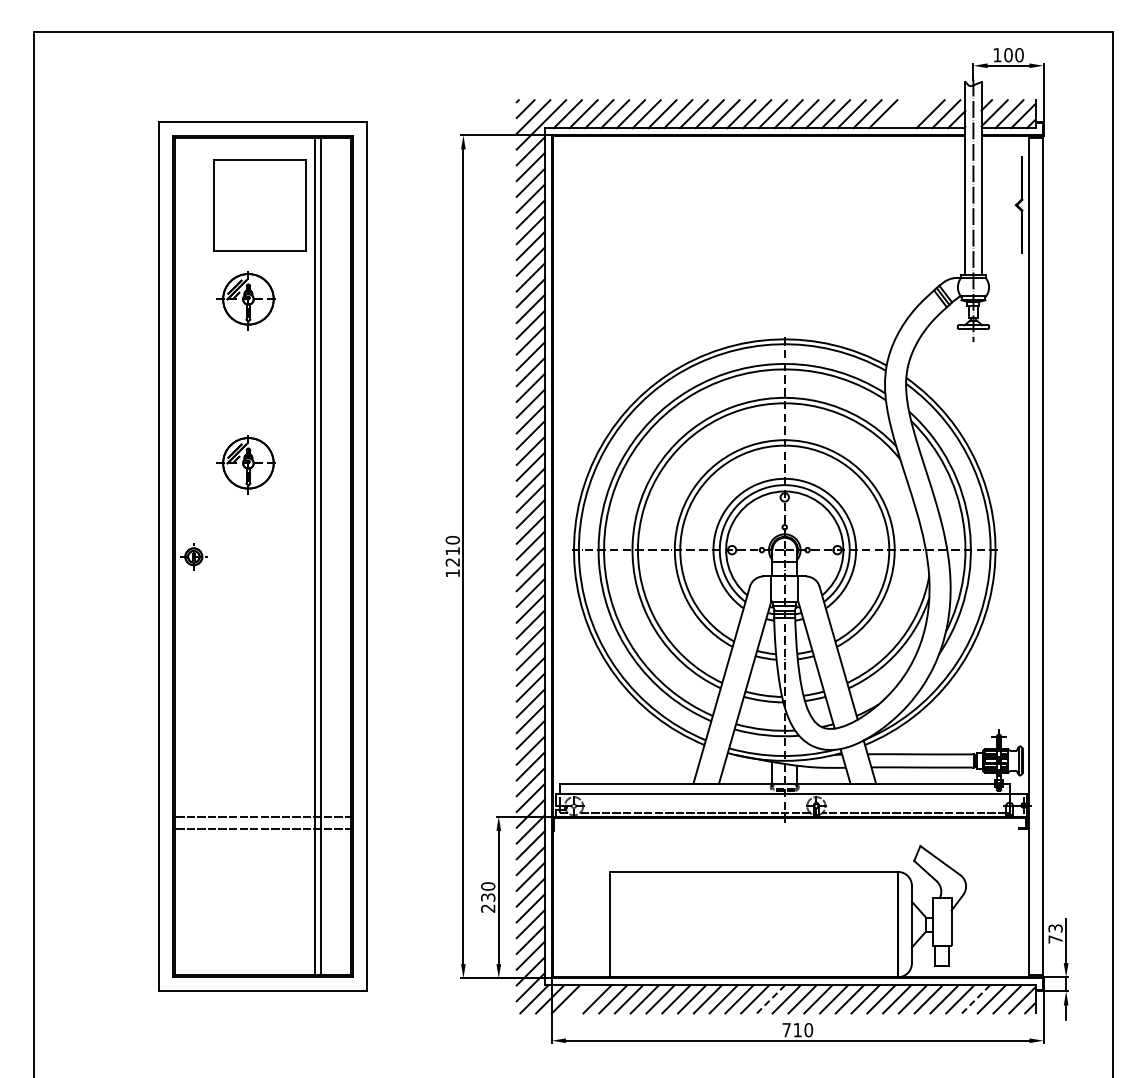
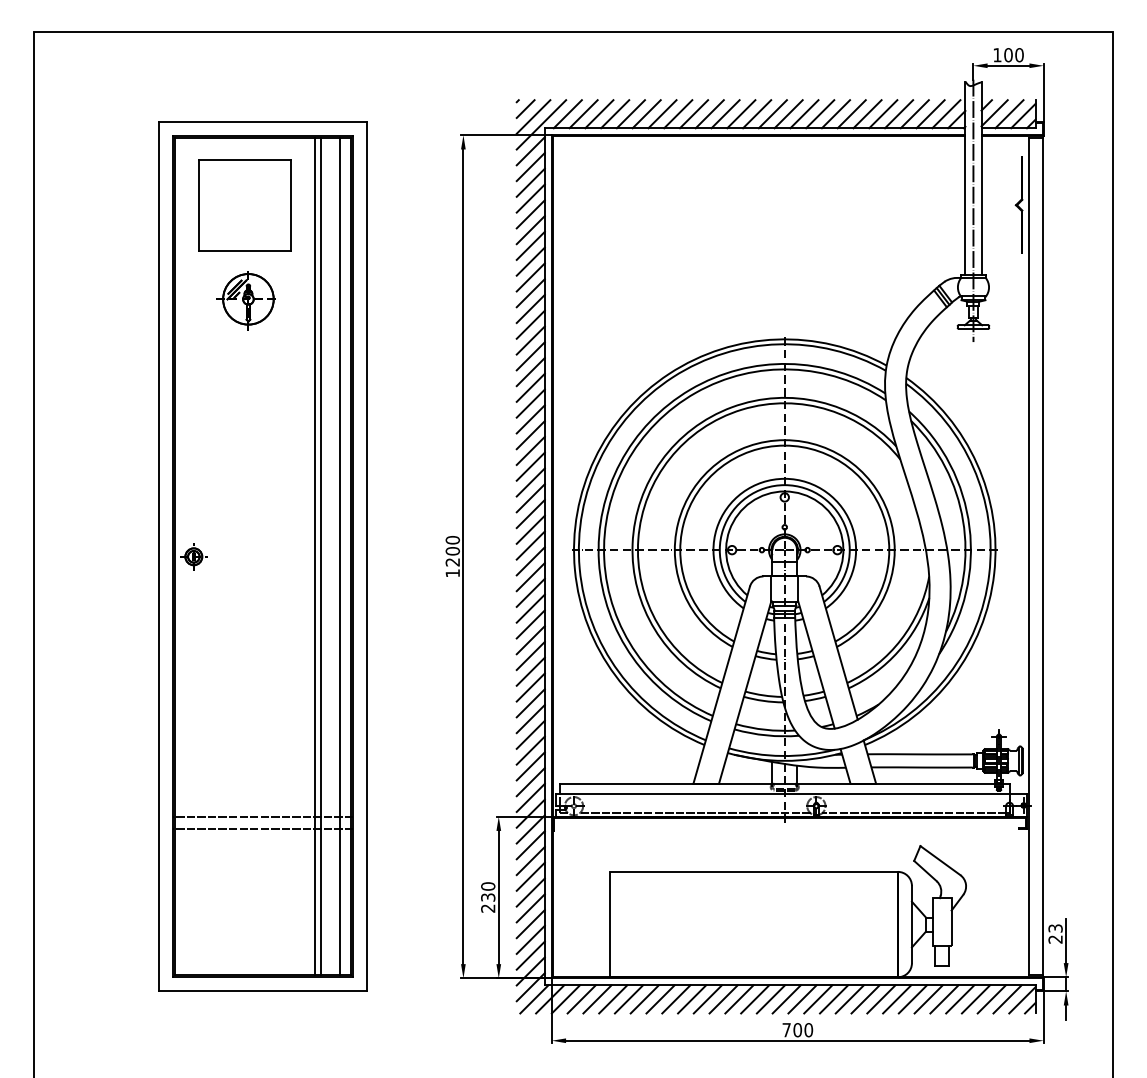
line: none -> present (899, 114)
line: none -> present (914, 114)
part position: (259, 205) -> (244, 205) (244, 205)
part: present -> none (245, 464)
text: 1210 -> 1200 (452, 551)
line: none -> present (339, 556)
text: 73 -> 23 (1055, 939)
line: none -> present (581, 999)
line: dashed -> solid (770, 999)
line: dashed -> solid (975, 999)
text: 710 -> 700 (797, 1030)
